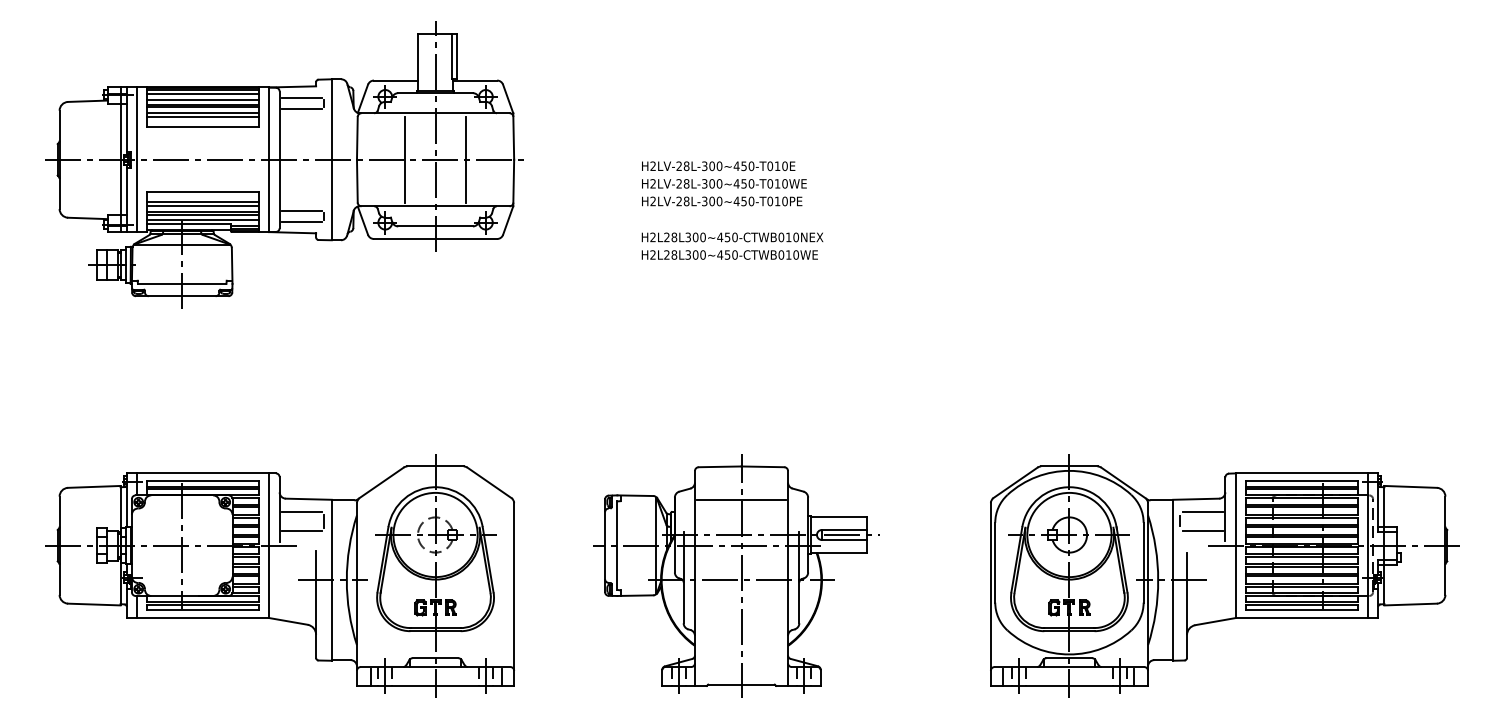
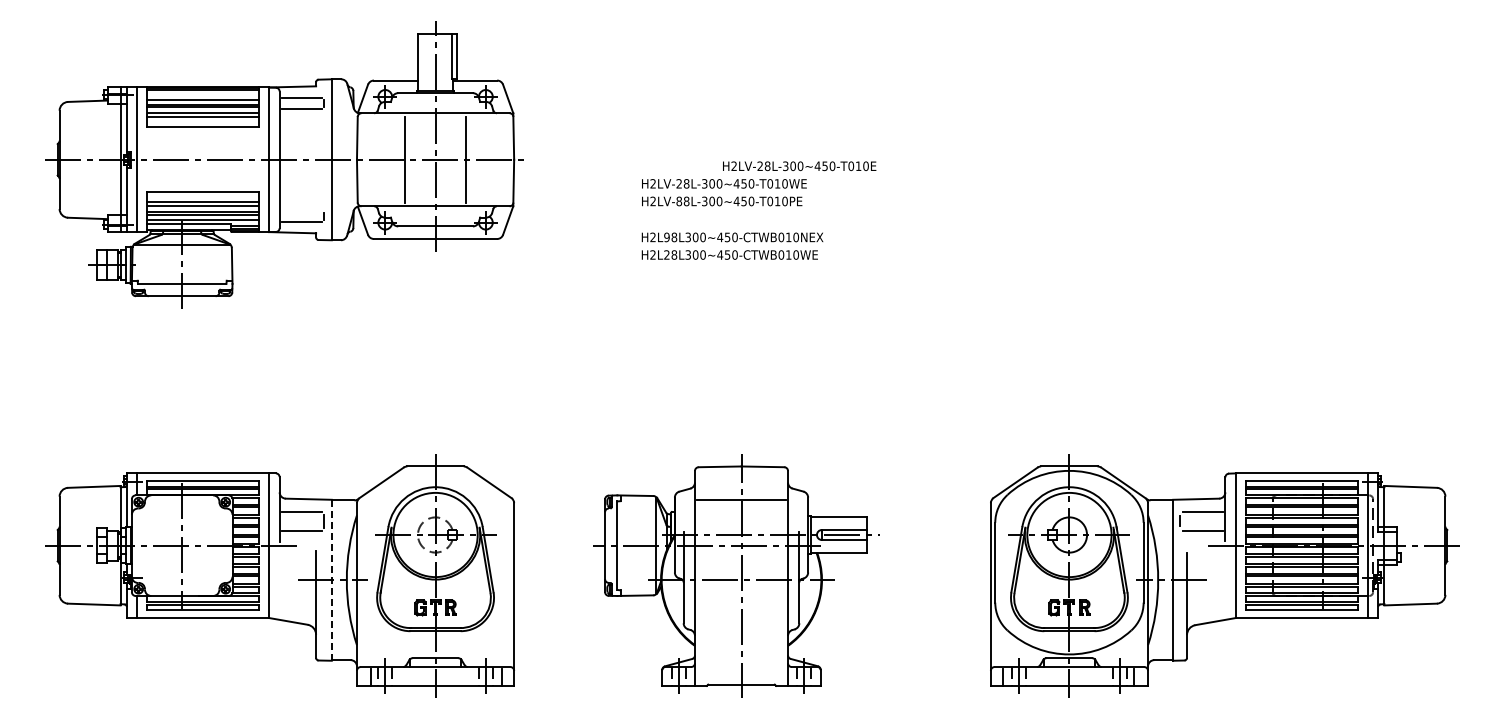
line: present -> none (202, 93)
text position: (718, 166) -> (799, 166) (799, 166)
text: H2LV-28L-300~450-T010PE -> H2LV-88L-300~450-T010PE (679, 201)
line: present -> none (301, 210)
text: H2L28L300~450-CTWB010NEX -> H2L98L300~450-CTWB010NEX (666, 237)
line: solid -> dashed (331, 580)
